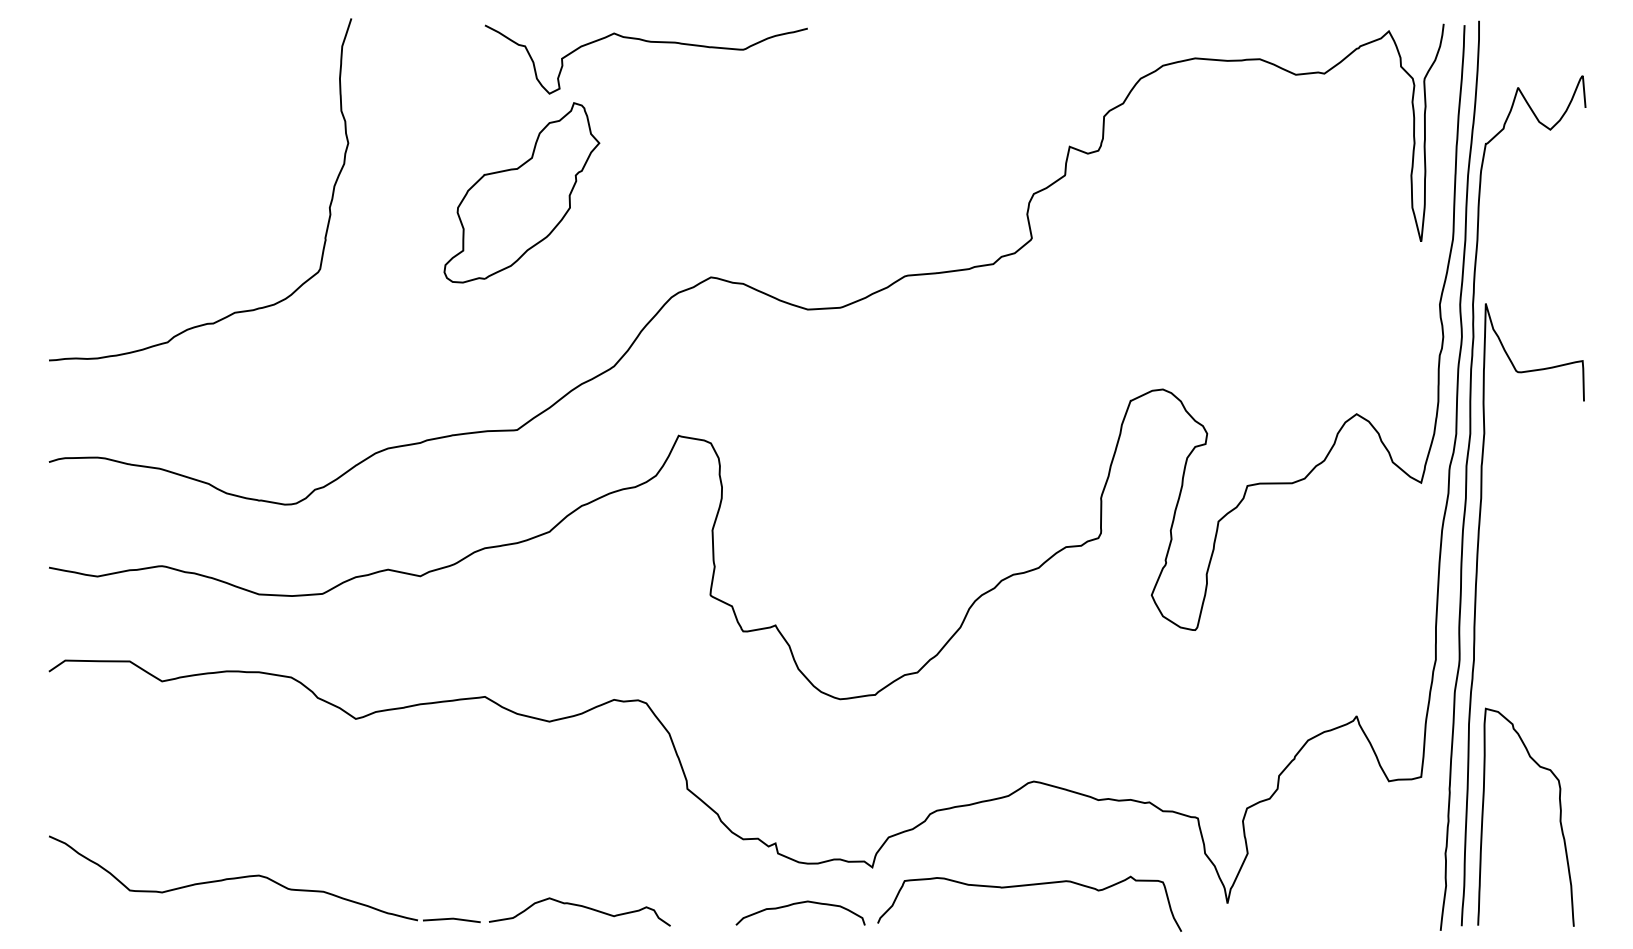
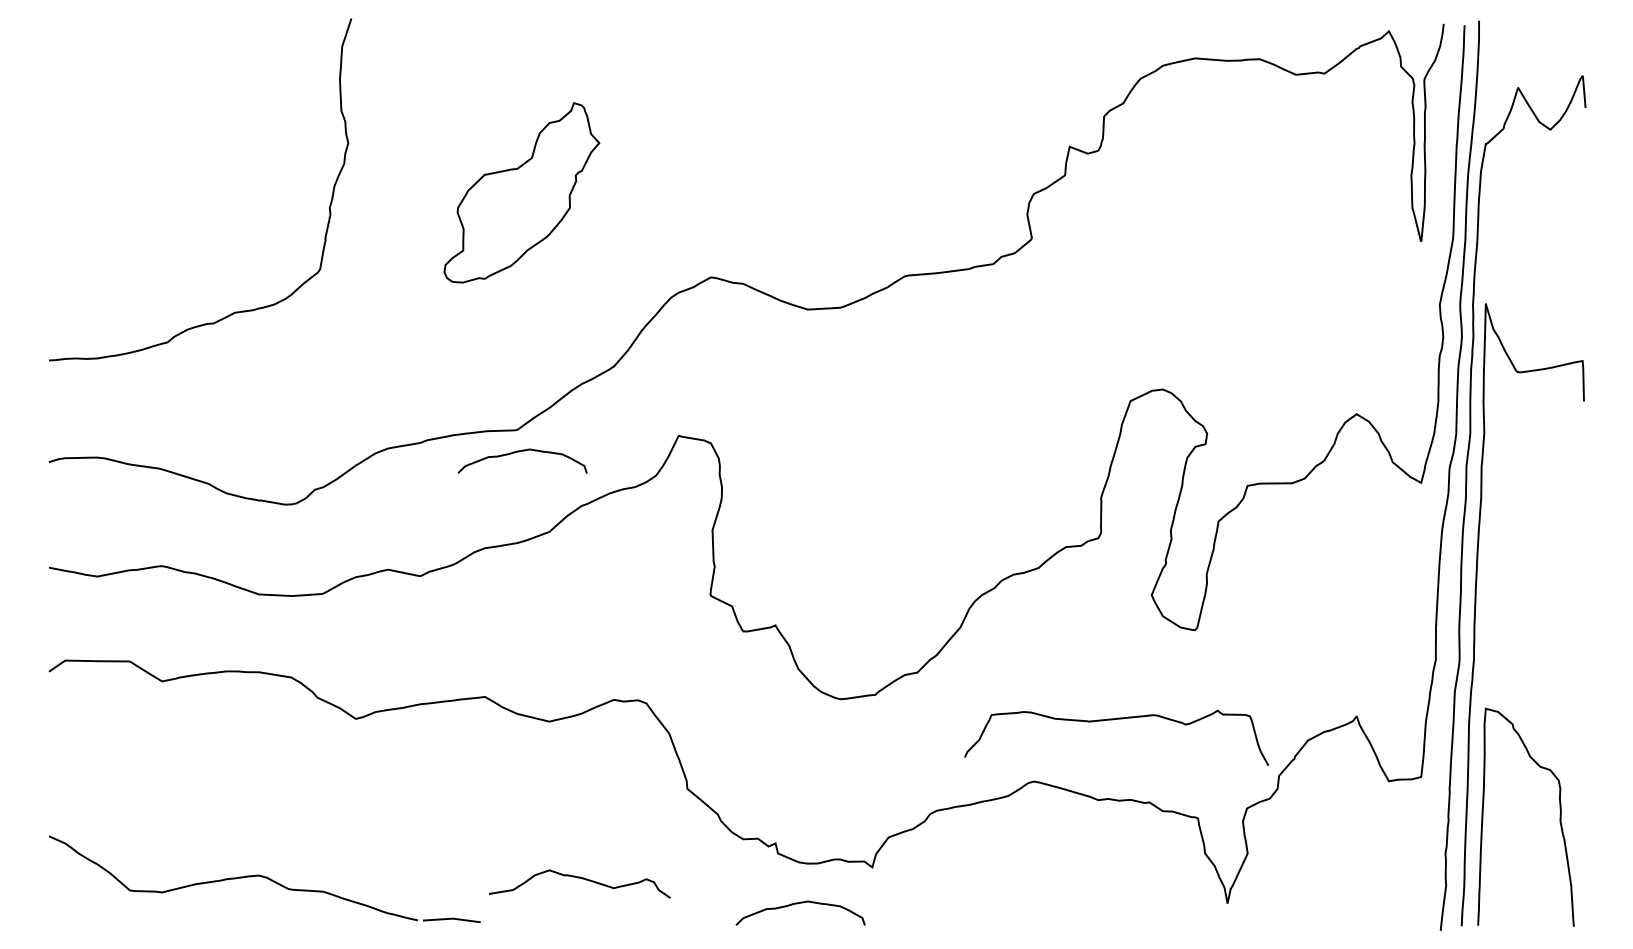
curve: present -> none (647, 42)
curve: none -> present (519, 452)
curve position: (1026, 886) -> (1113, 720) (1113, 720)
curve position: (579, 906) -> (579, 878) (579, 878)
